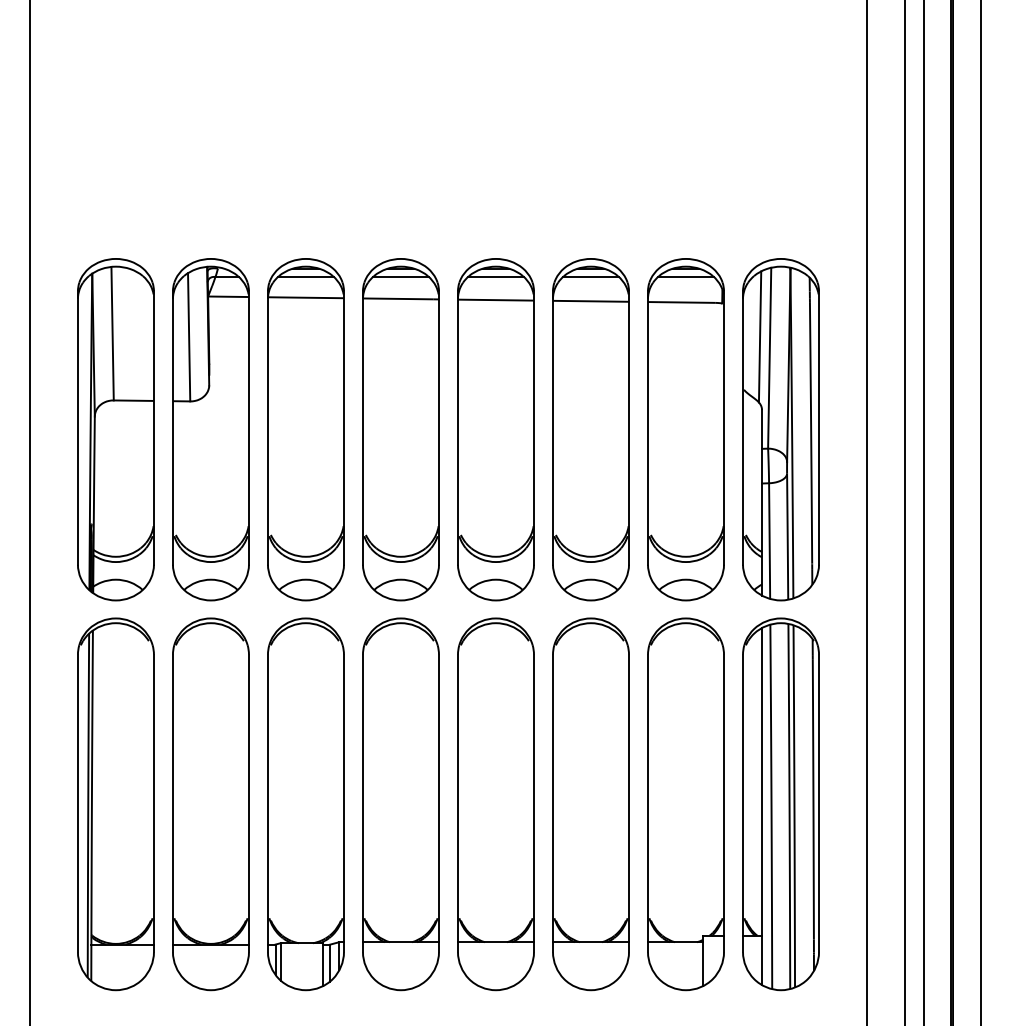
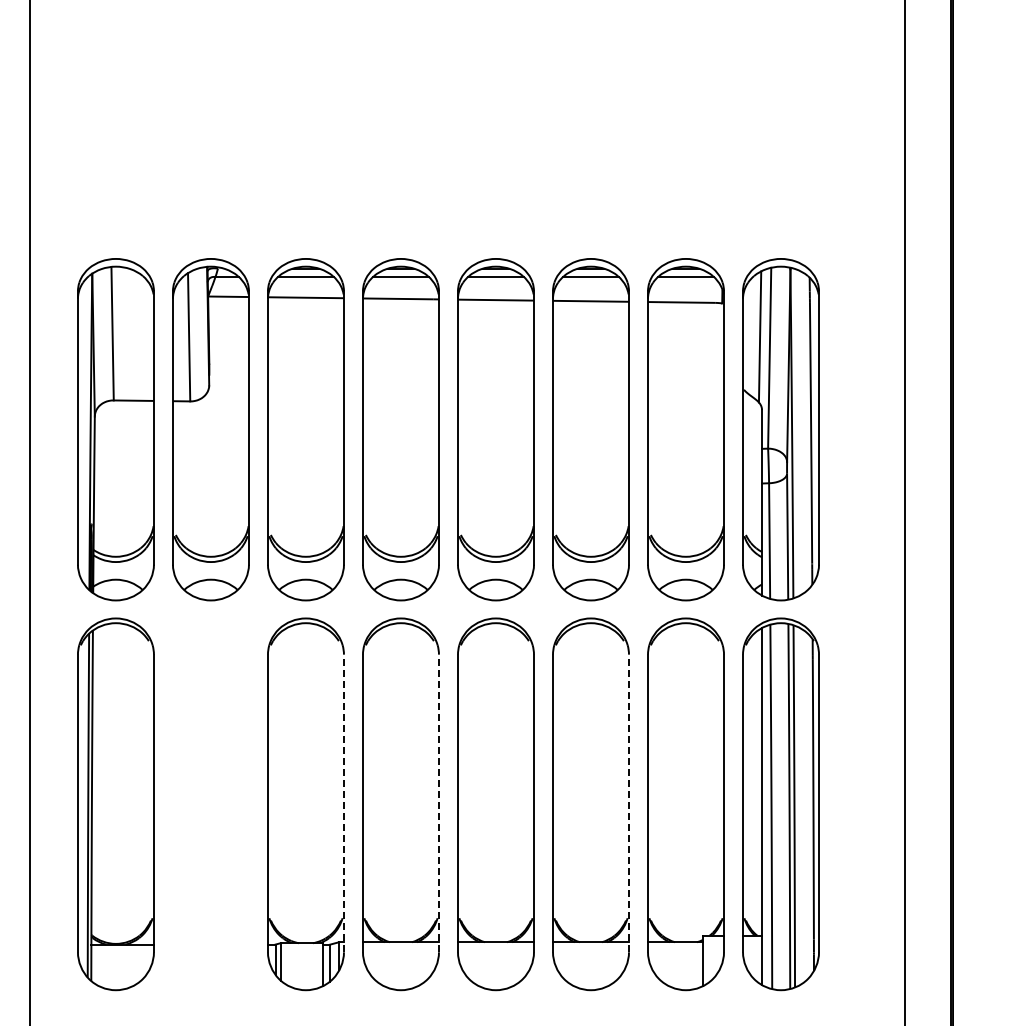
line: present -> none (866, 512)
line: present -> none (923, 512)
line: present -> none (980, 512)
line: solid -> dashed (343, 803)
line: solid -> dashed (438, 803)
line: solid -> dashed (629, 803)
part: present -> none (210, 804)
